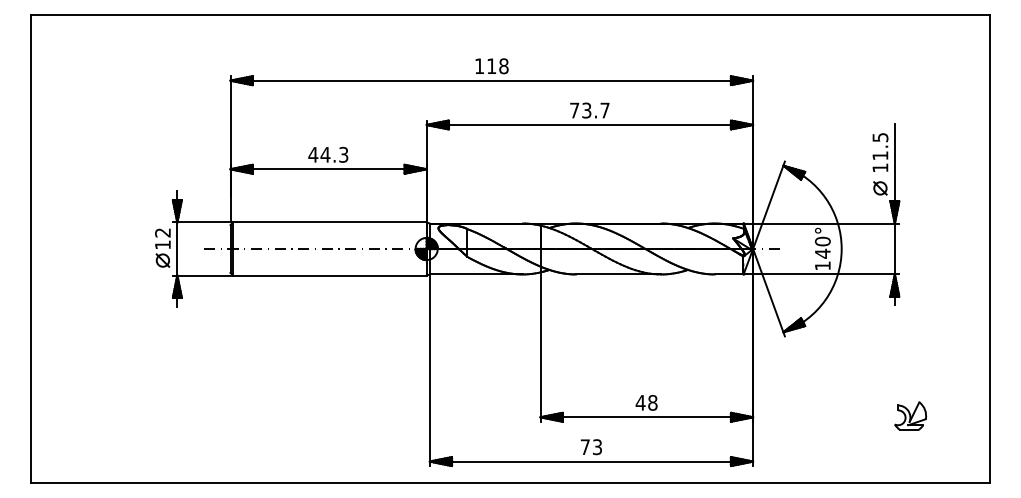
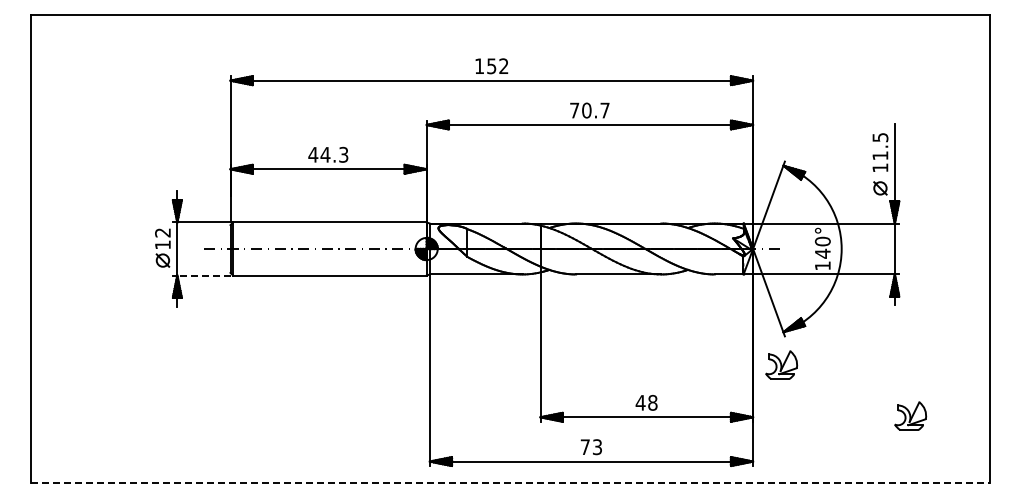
text: 118 -> 152 (497, 66)
text: 73.7 -> 70.7 (586, 110)
line: solid -> dashed (203, 275)
part: none -> present (781, 364)
line: solid -> dashed (510, 482)
